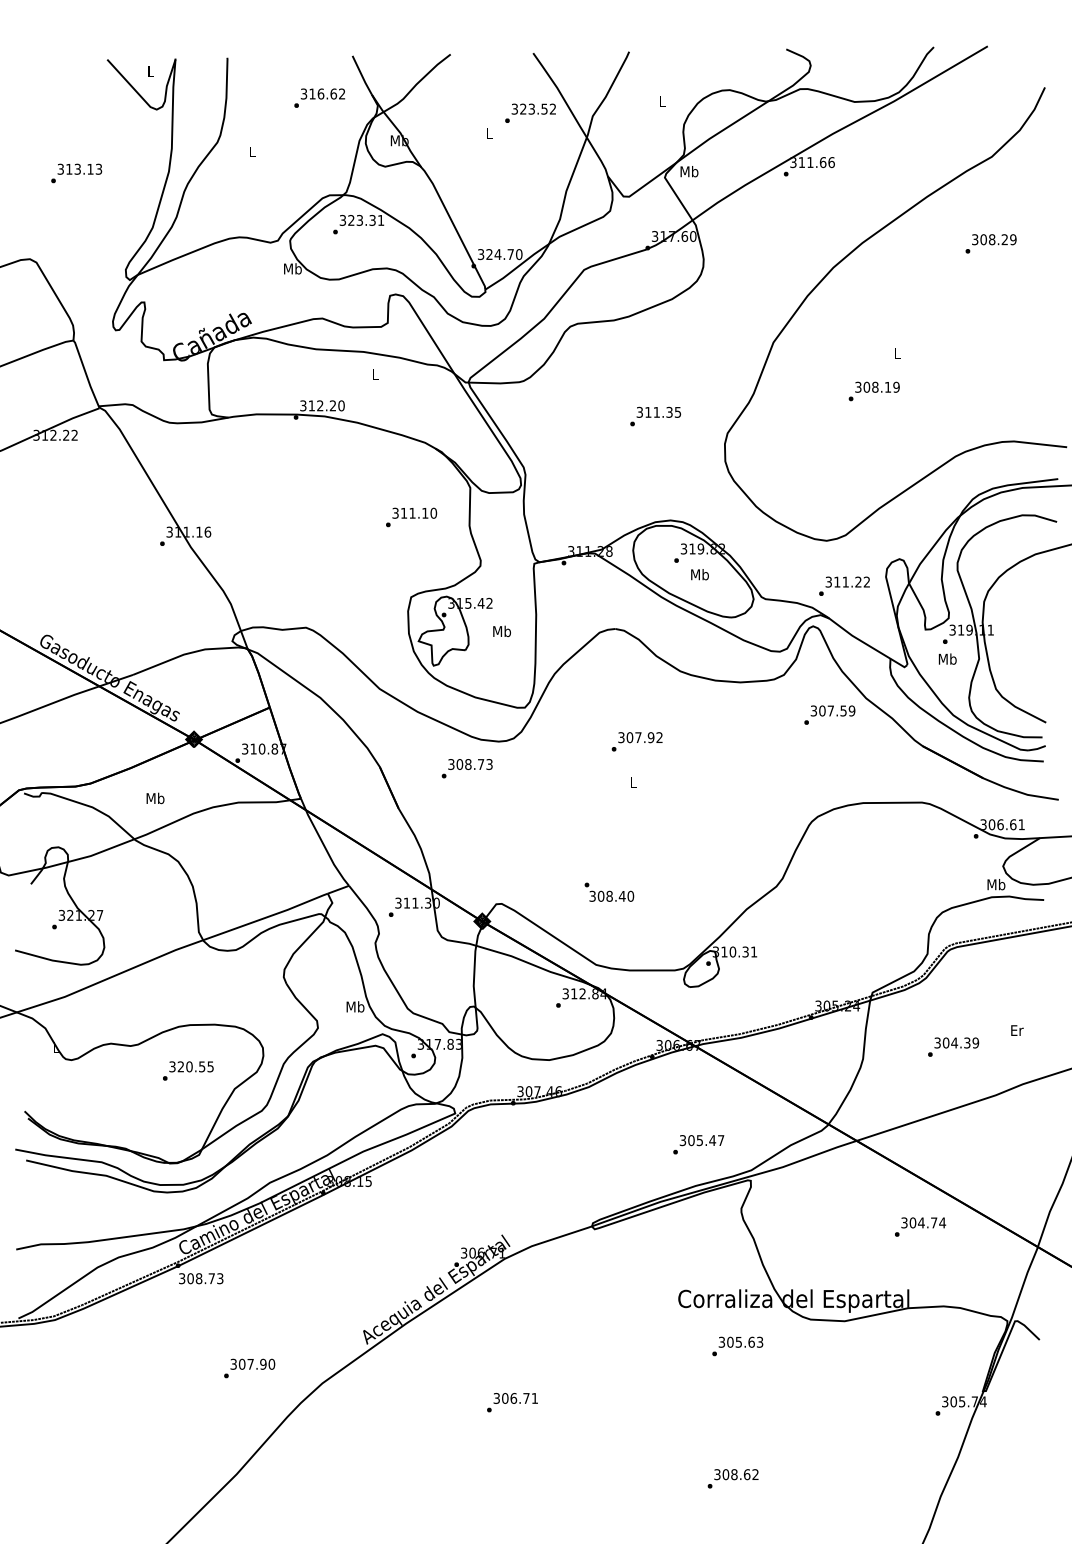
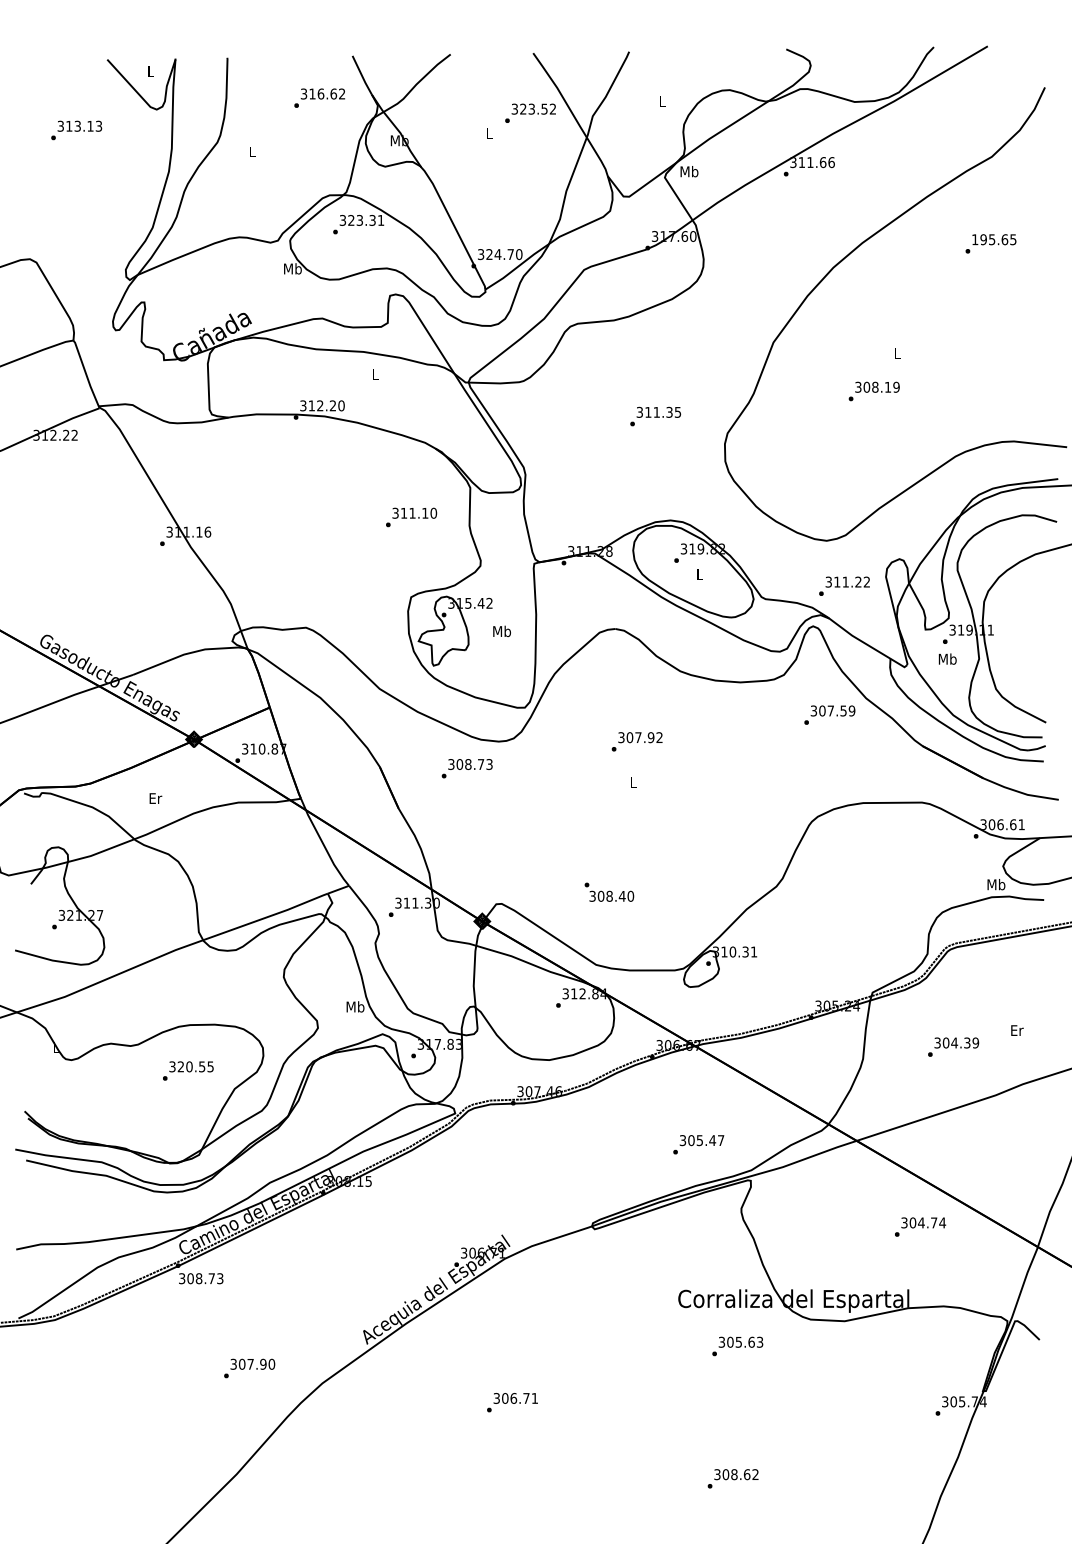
text position: (76, 173) -> (76, 130) (76, 130)
text: 308.29 -> 195.65 (994, 239)
text: Mb -> L (699, 574)
text: Mb -> Er (155, 798)
